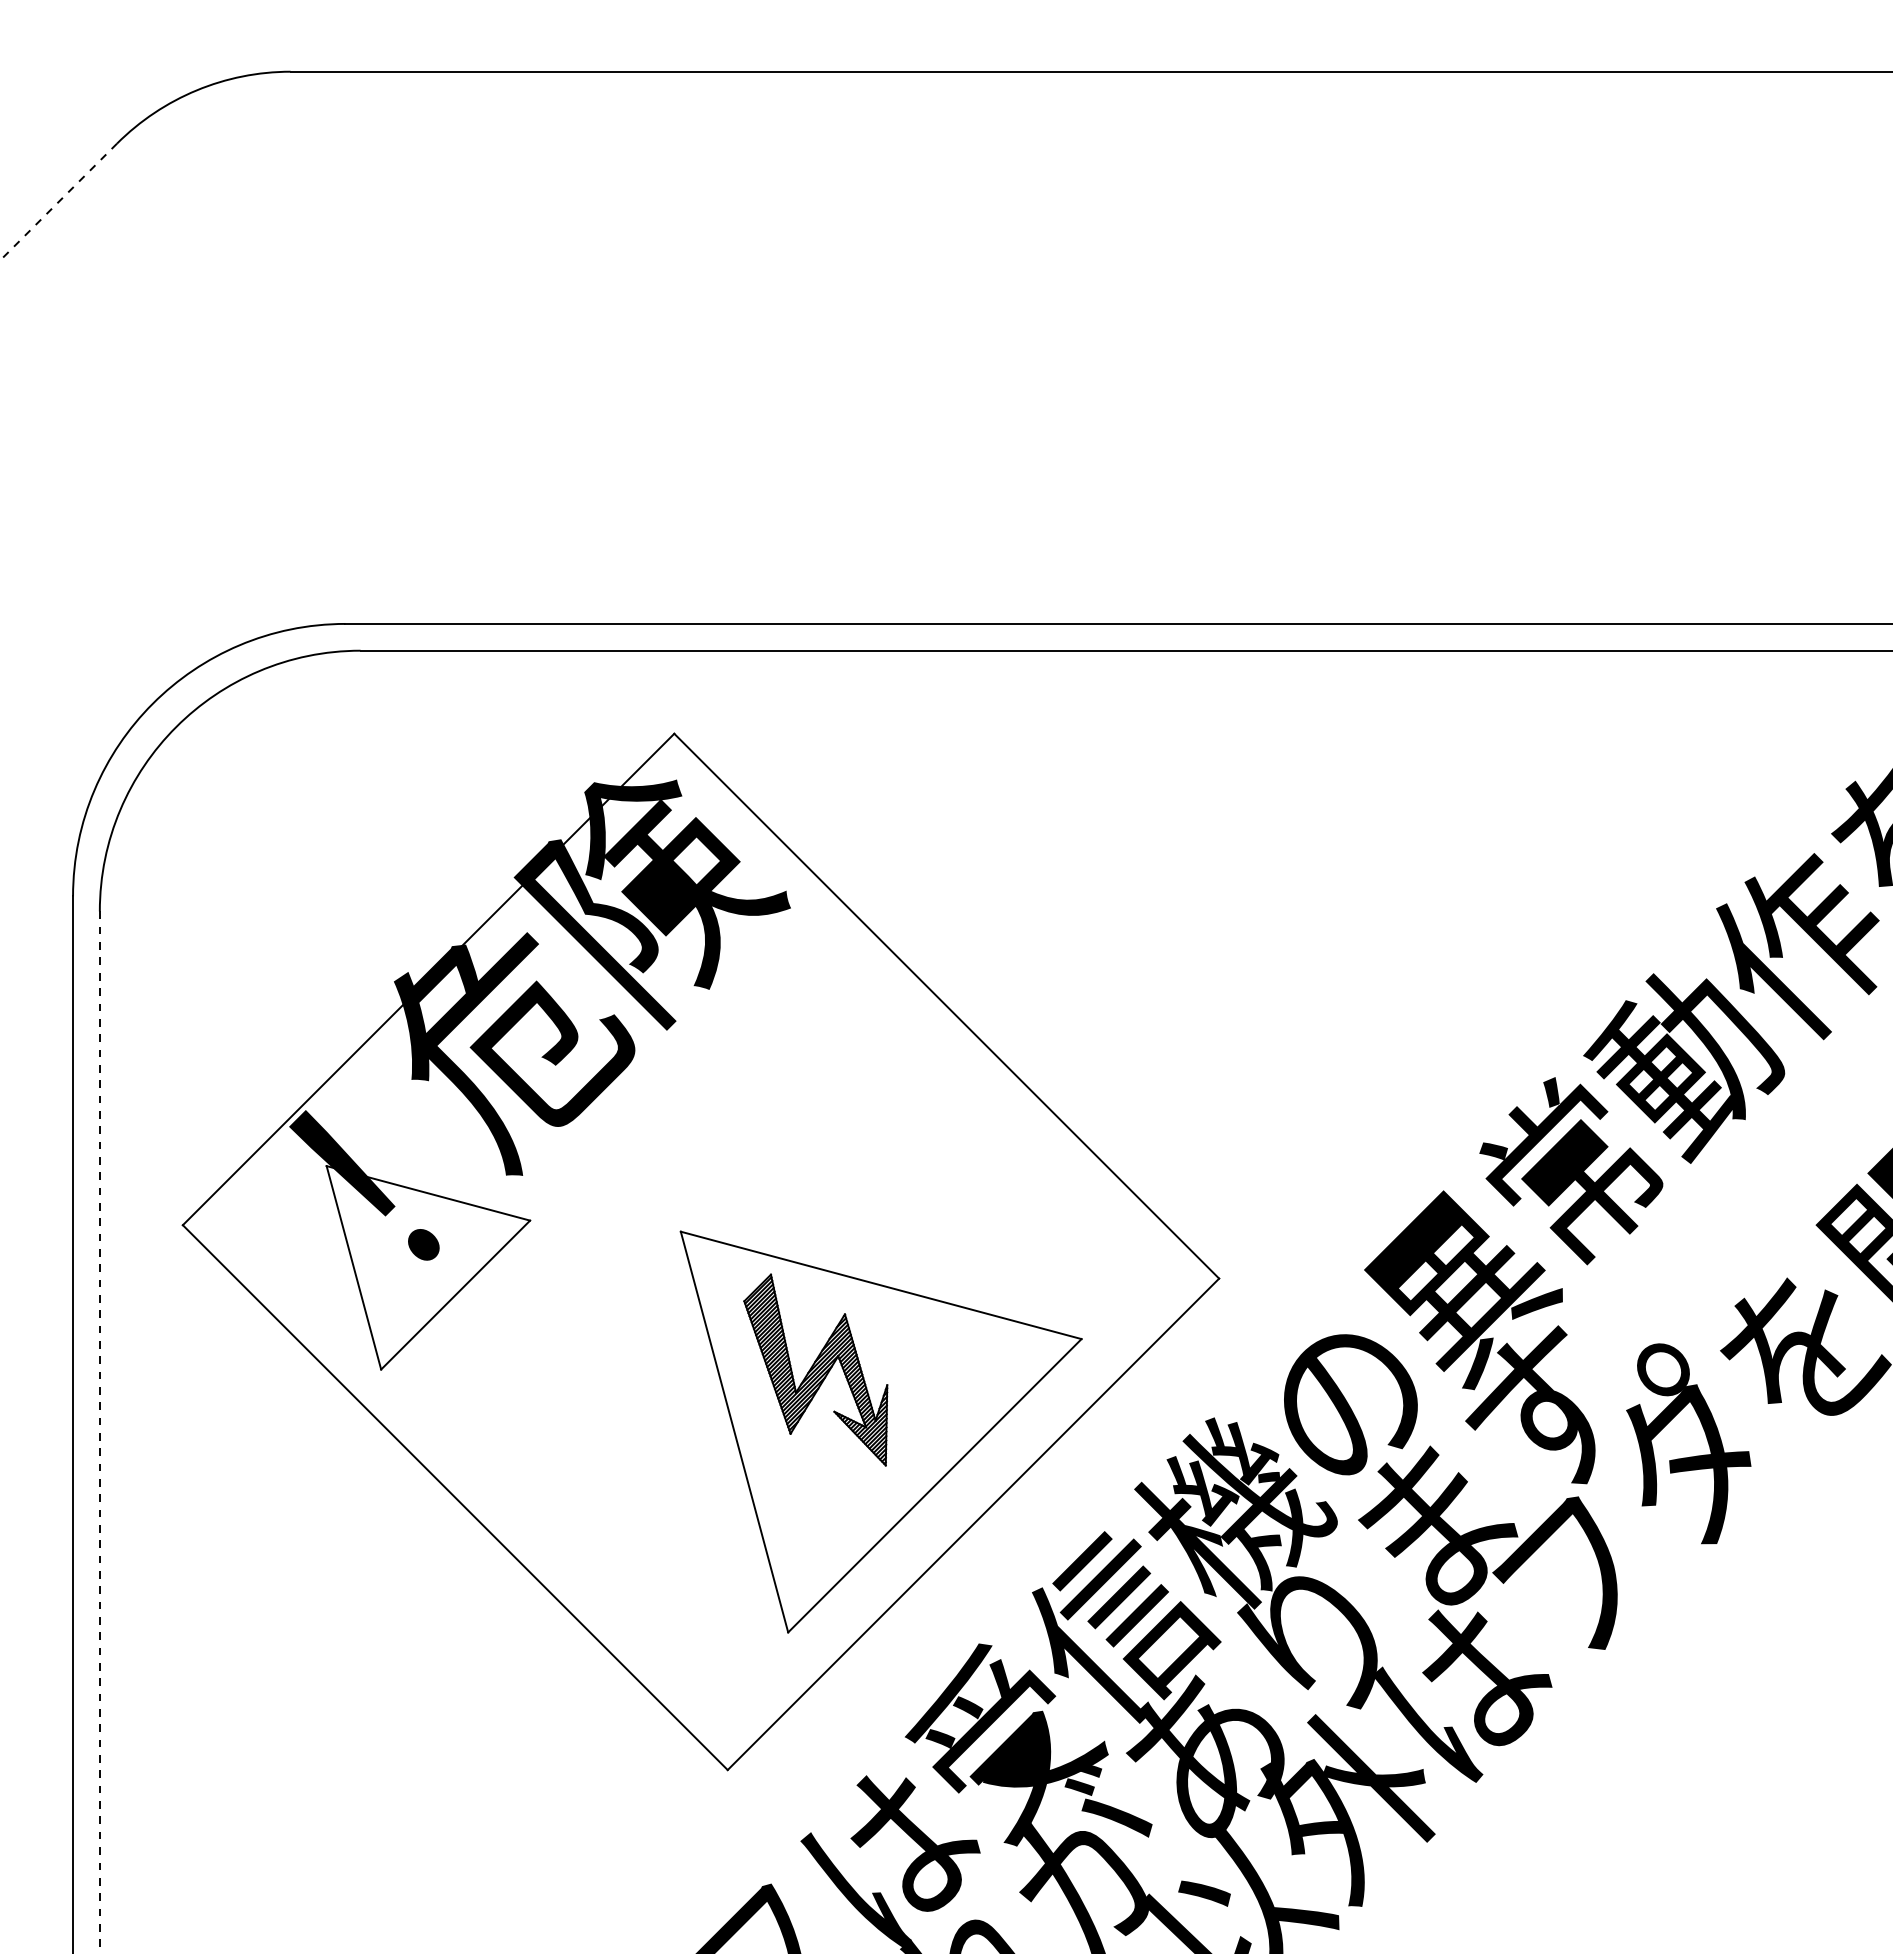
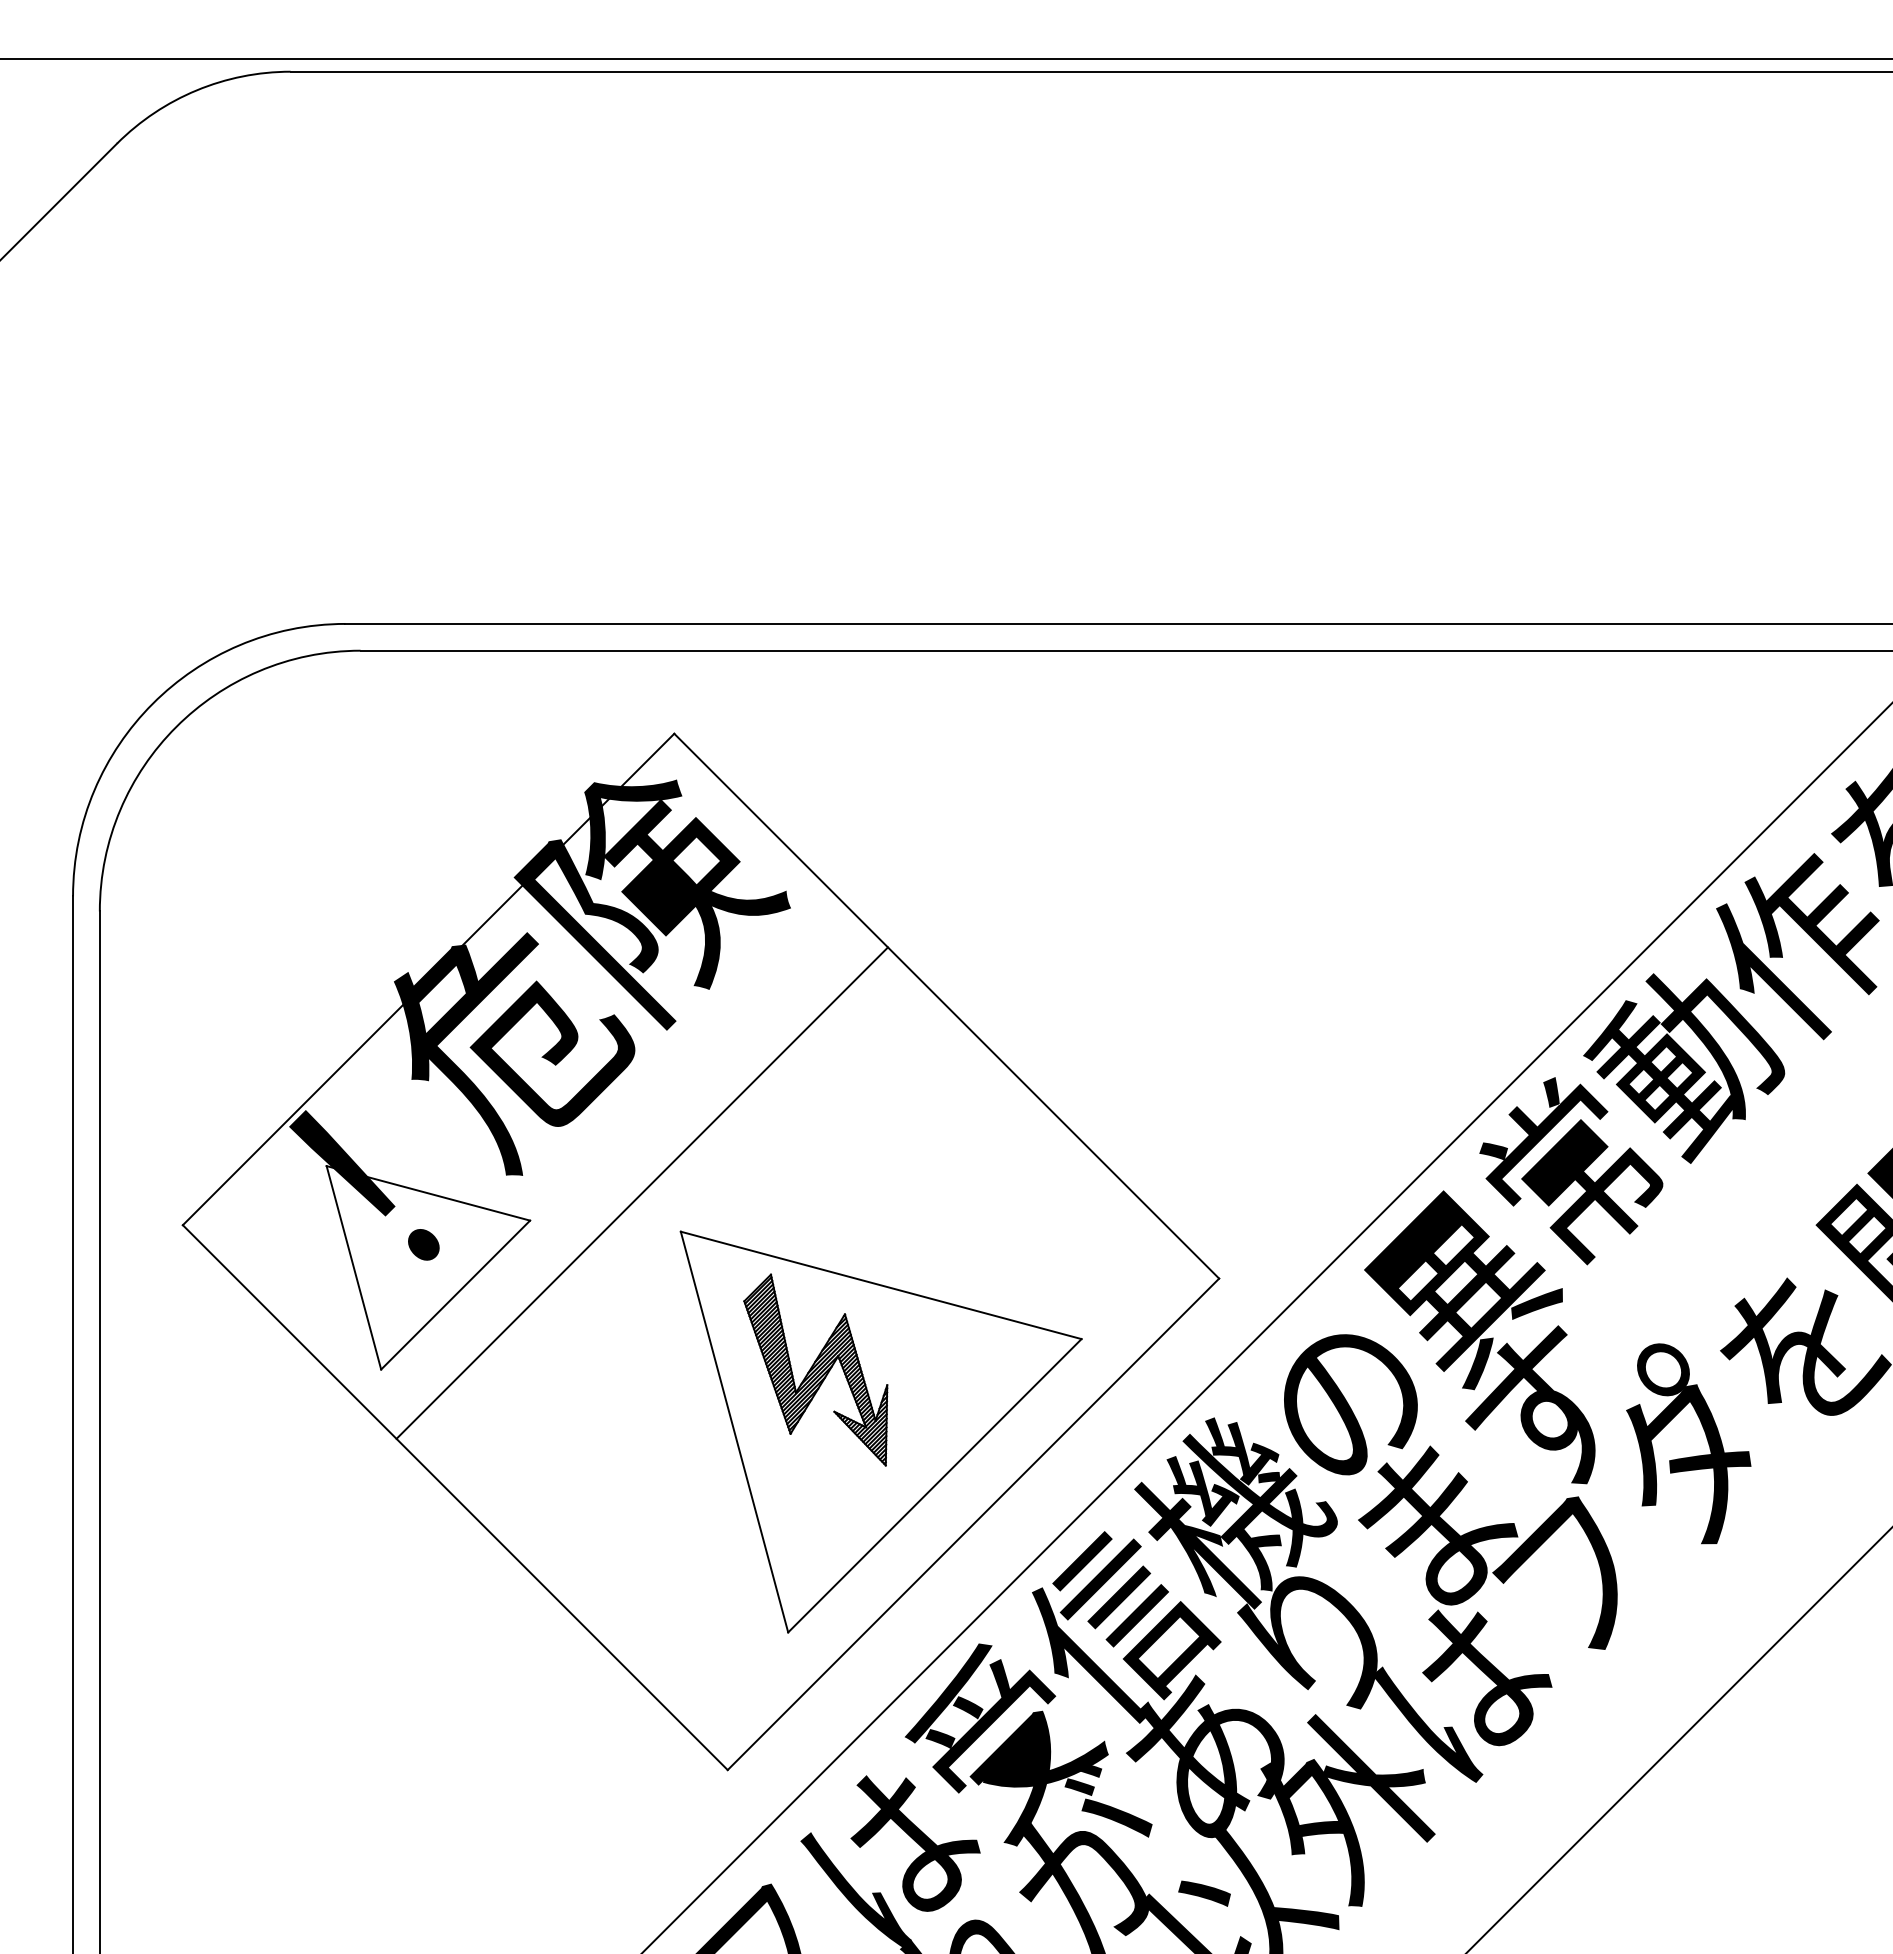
line: none -> present (945, 58)
line: dashed -> solid (58, 202)
line: none -> present (641, 1192)
line: none -> present (1266, 1327)
line: dashed -> solid (99, 1432)
line: none -> present (1679, 1739)
